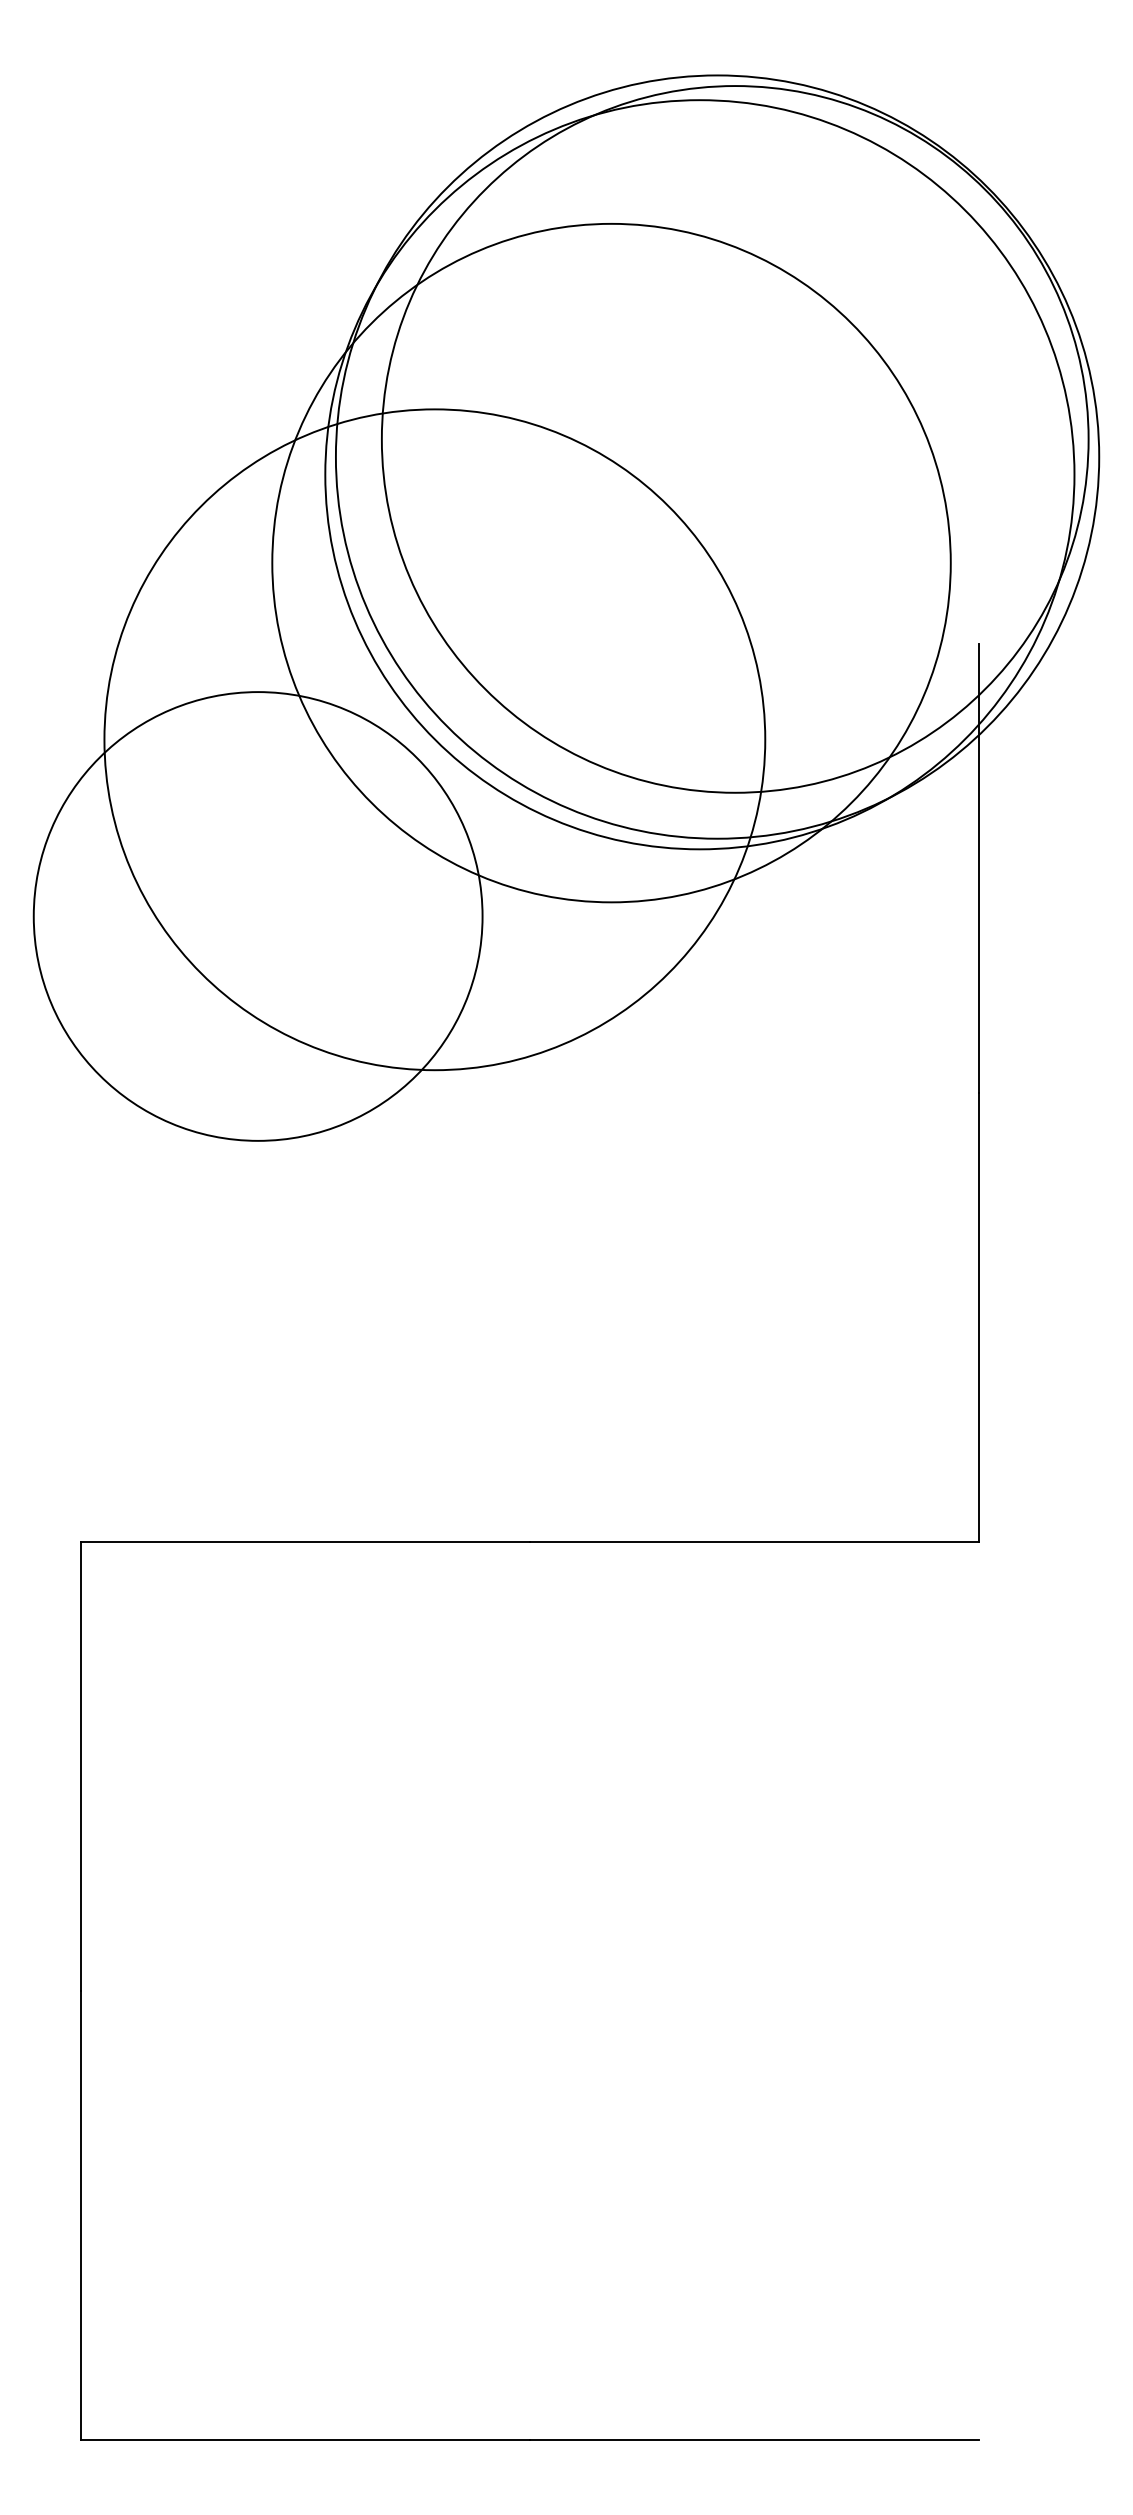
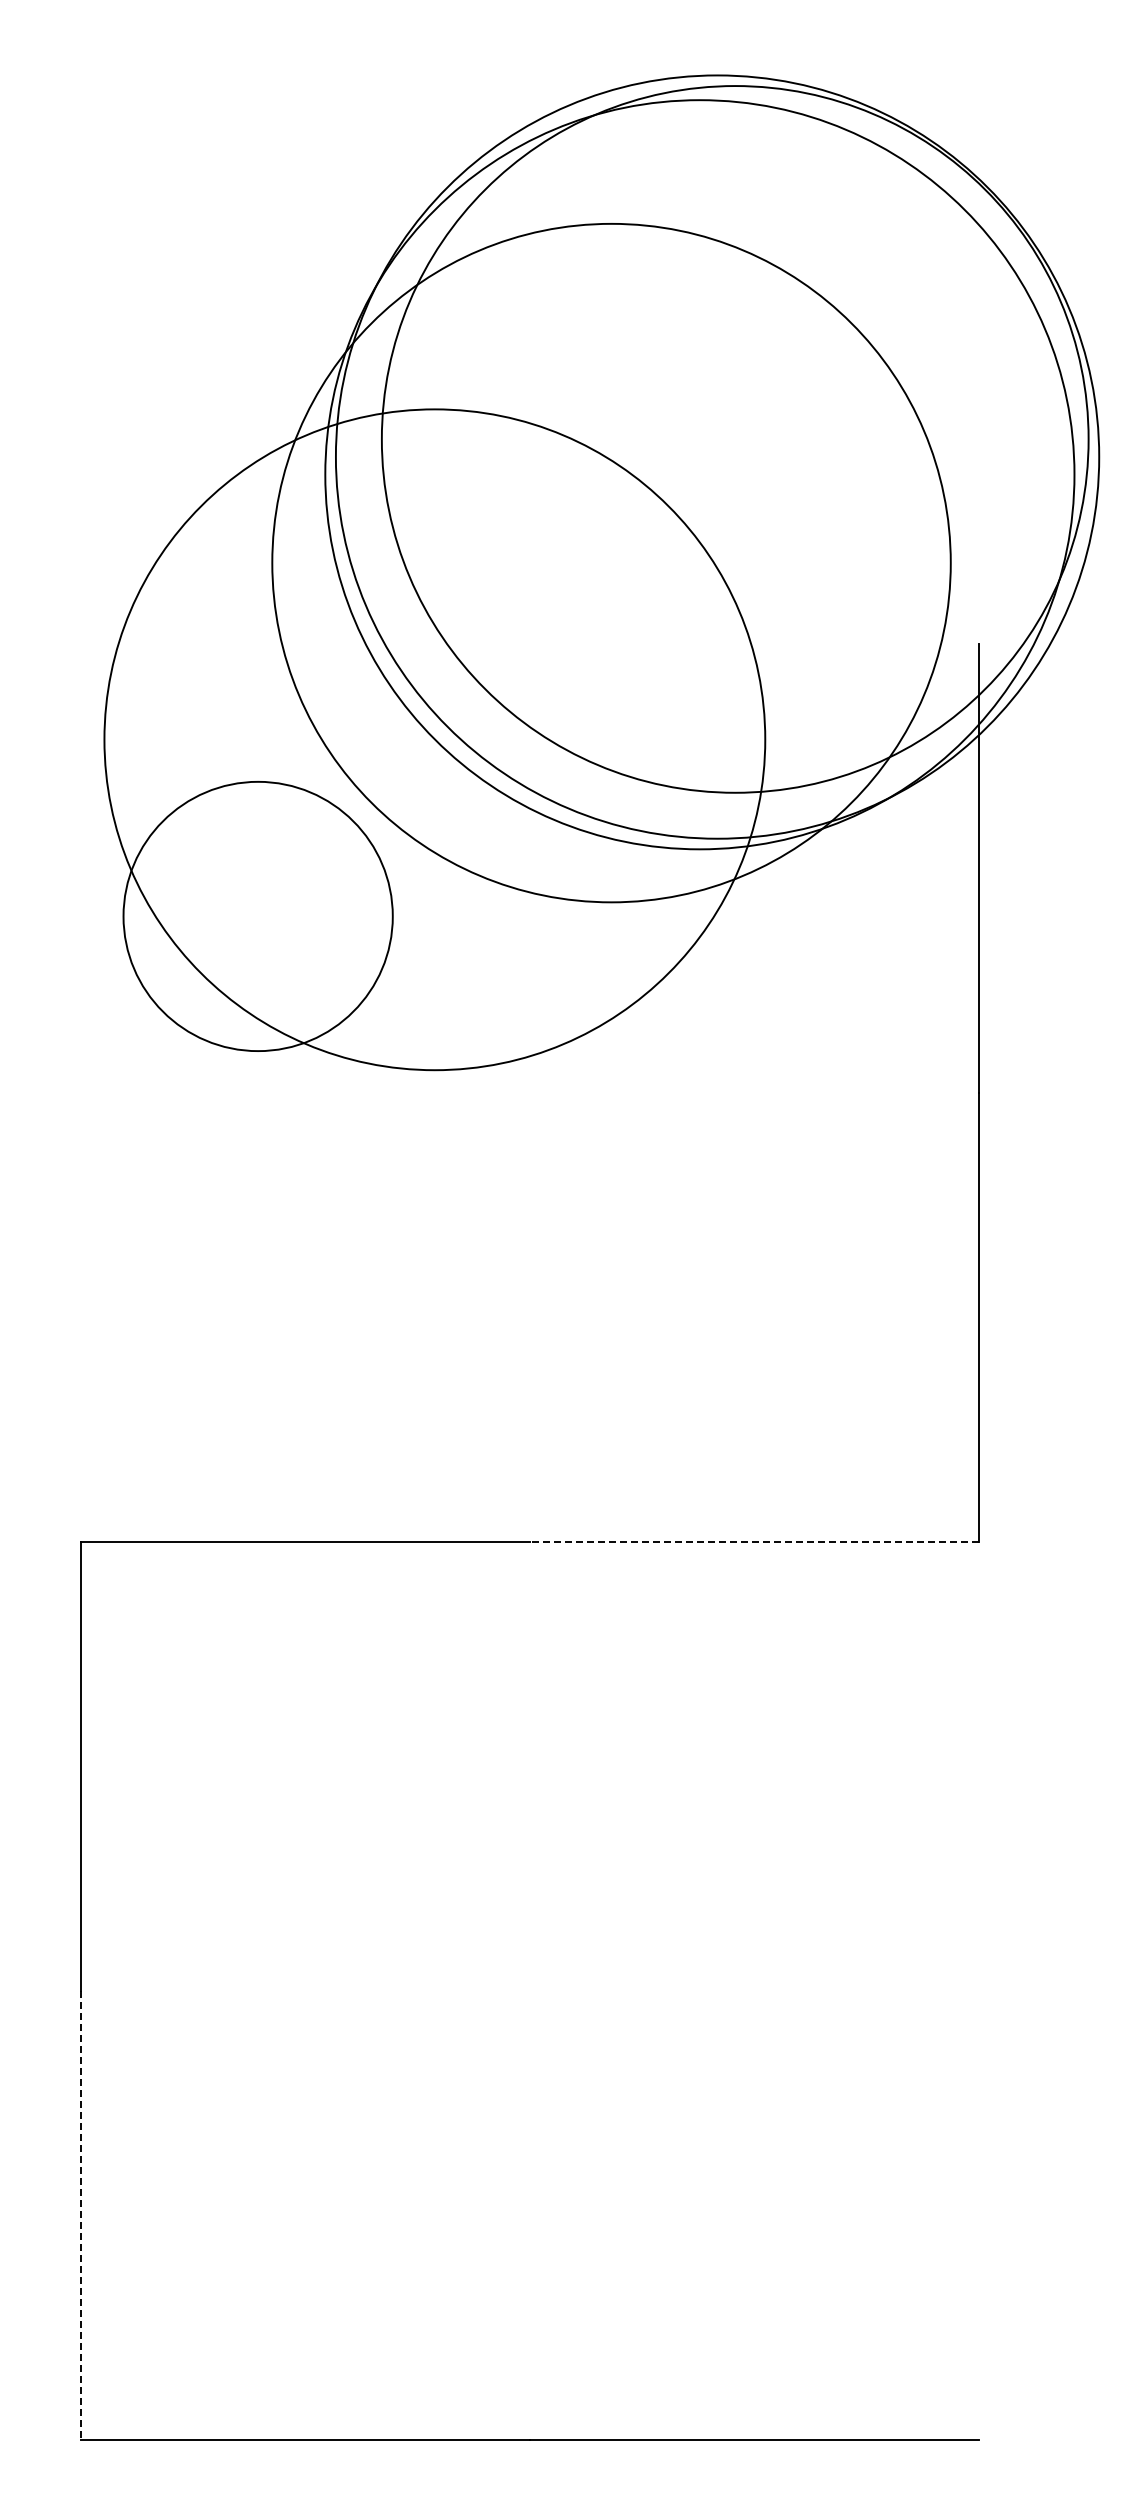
circle diameter: 449 px -> 269 px (257, 916)
line: solid -> dashed (754, 1541)
line: solid -> dashed (81, 2215)
